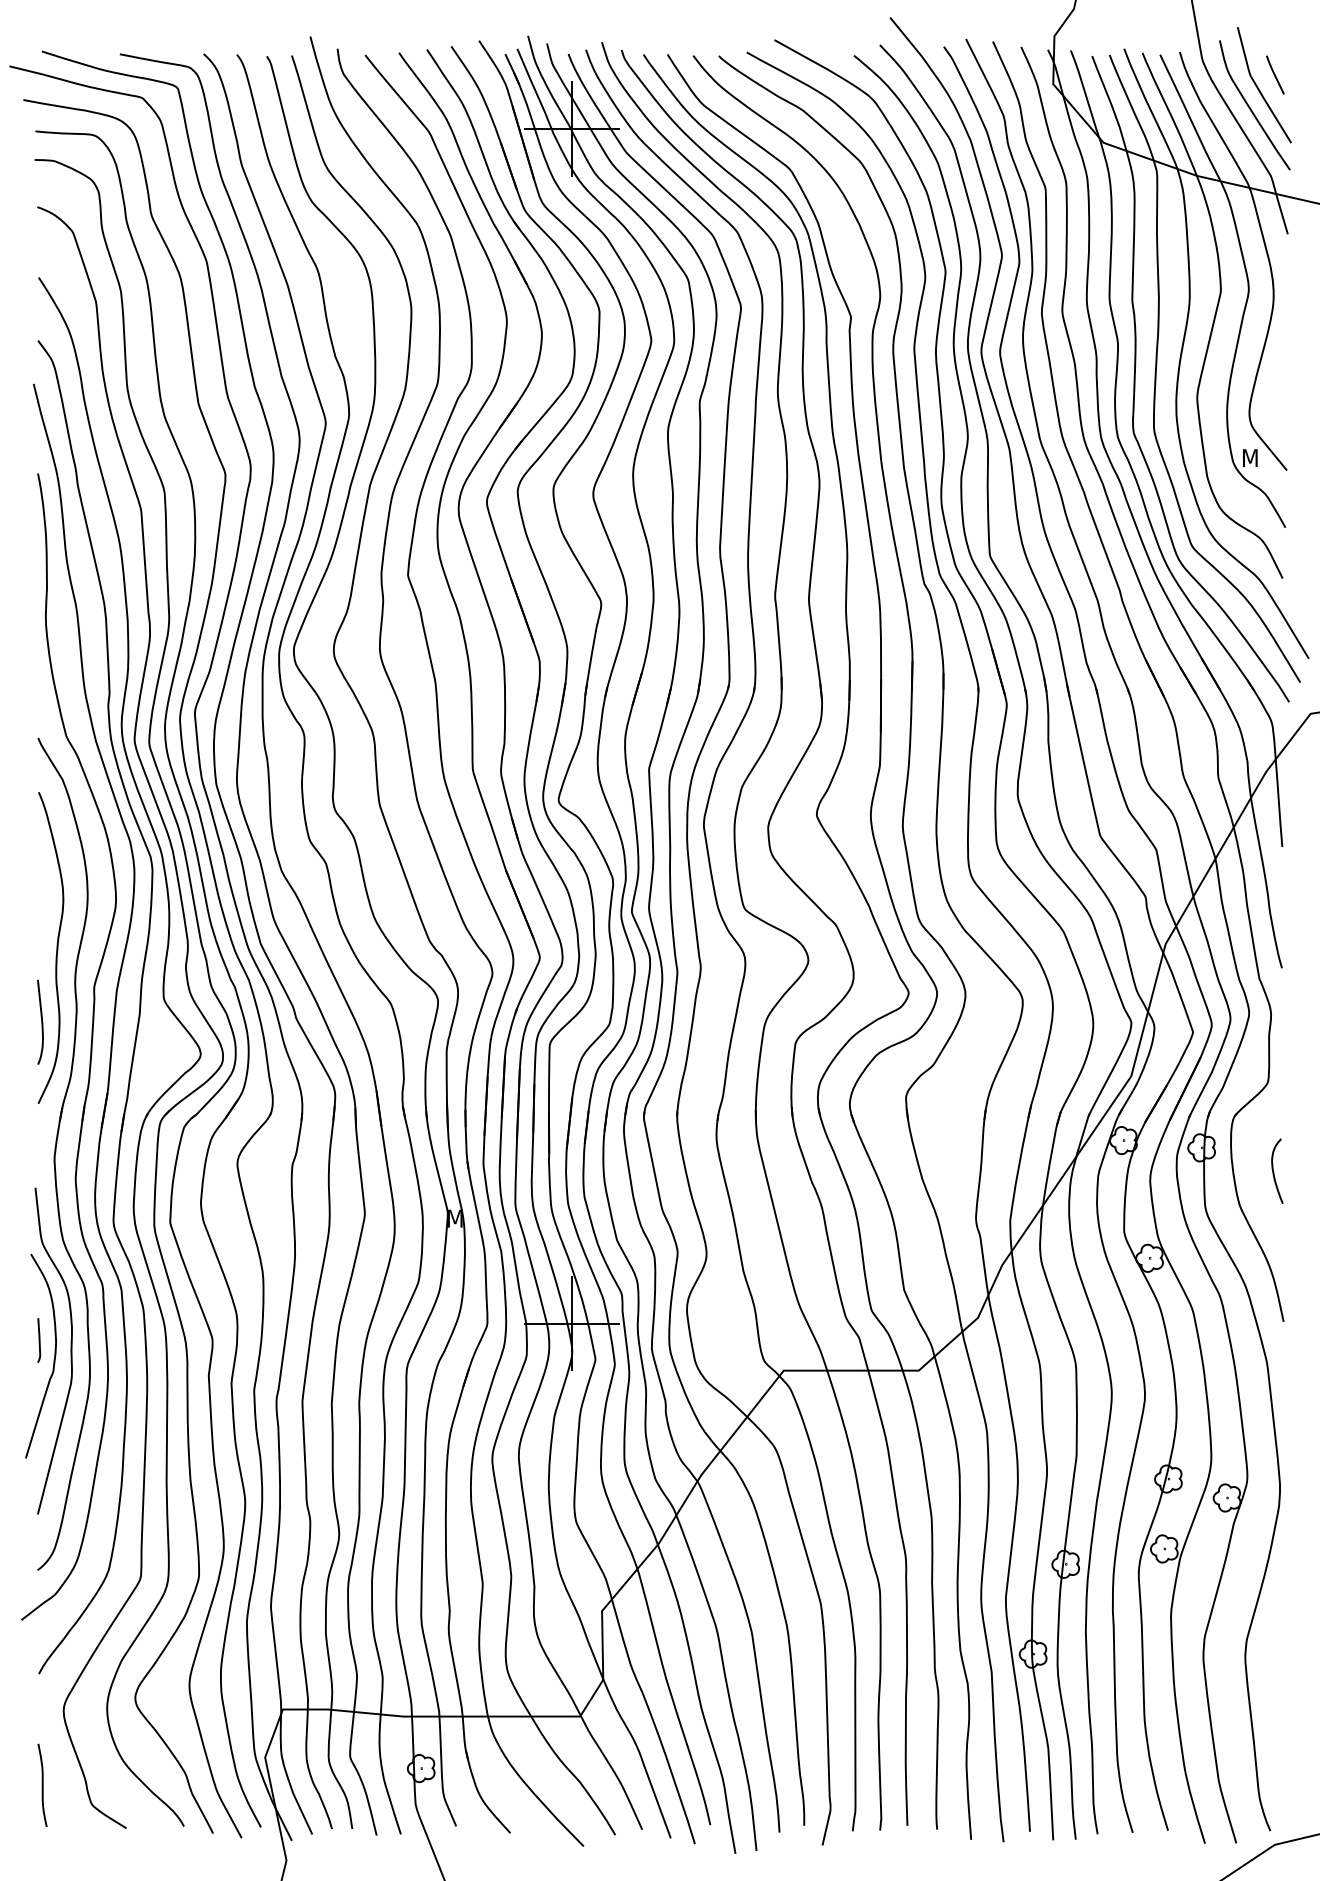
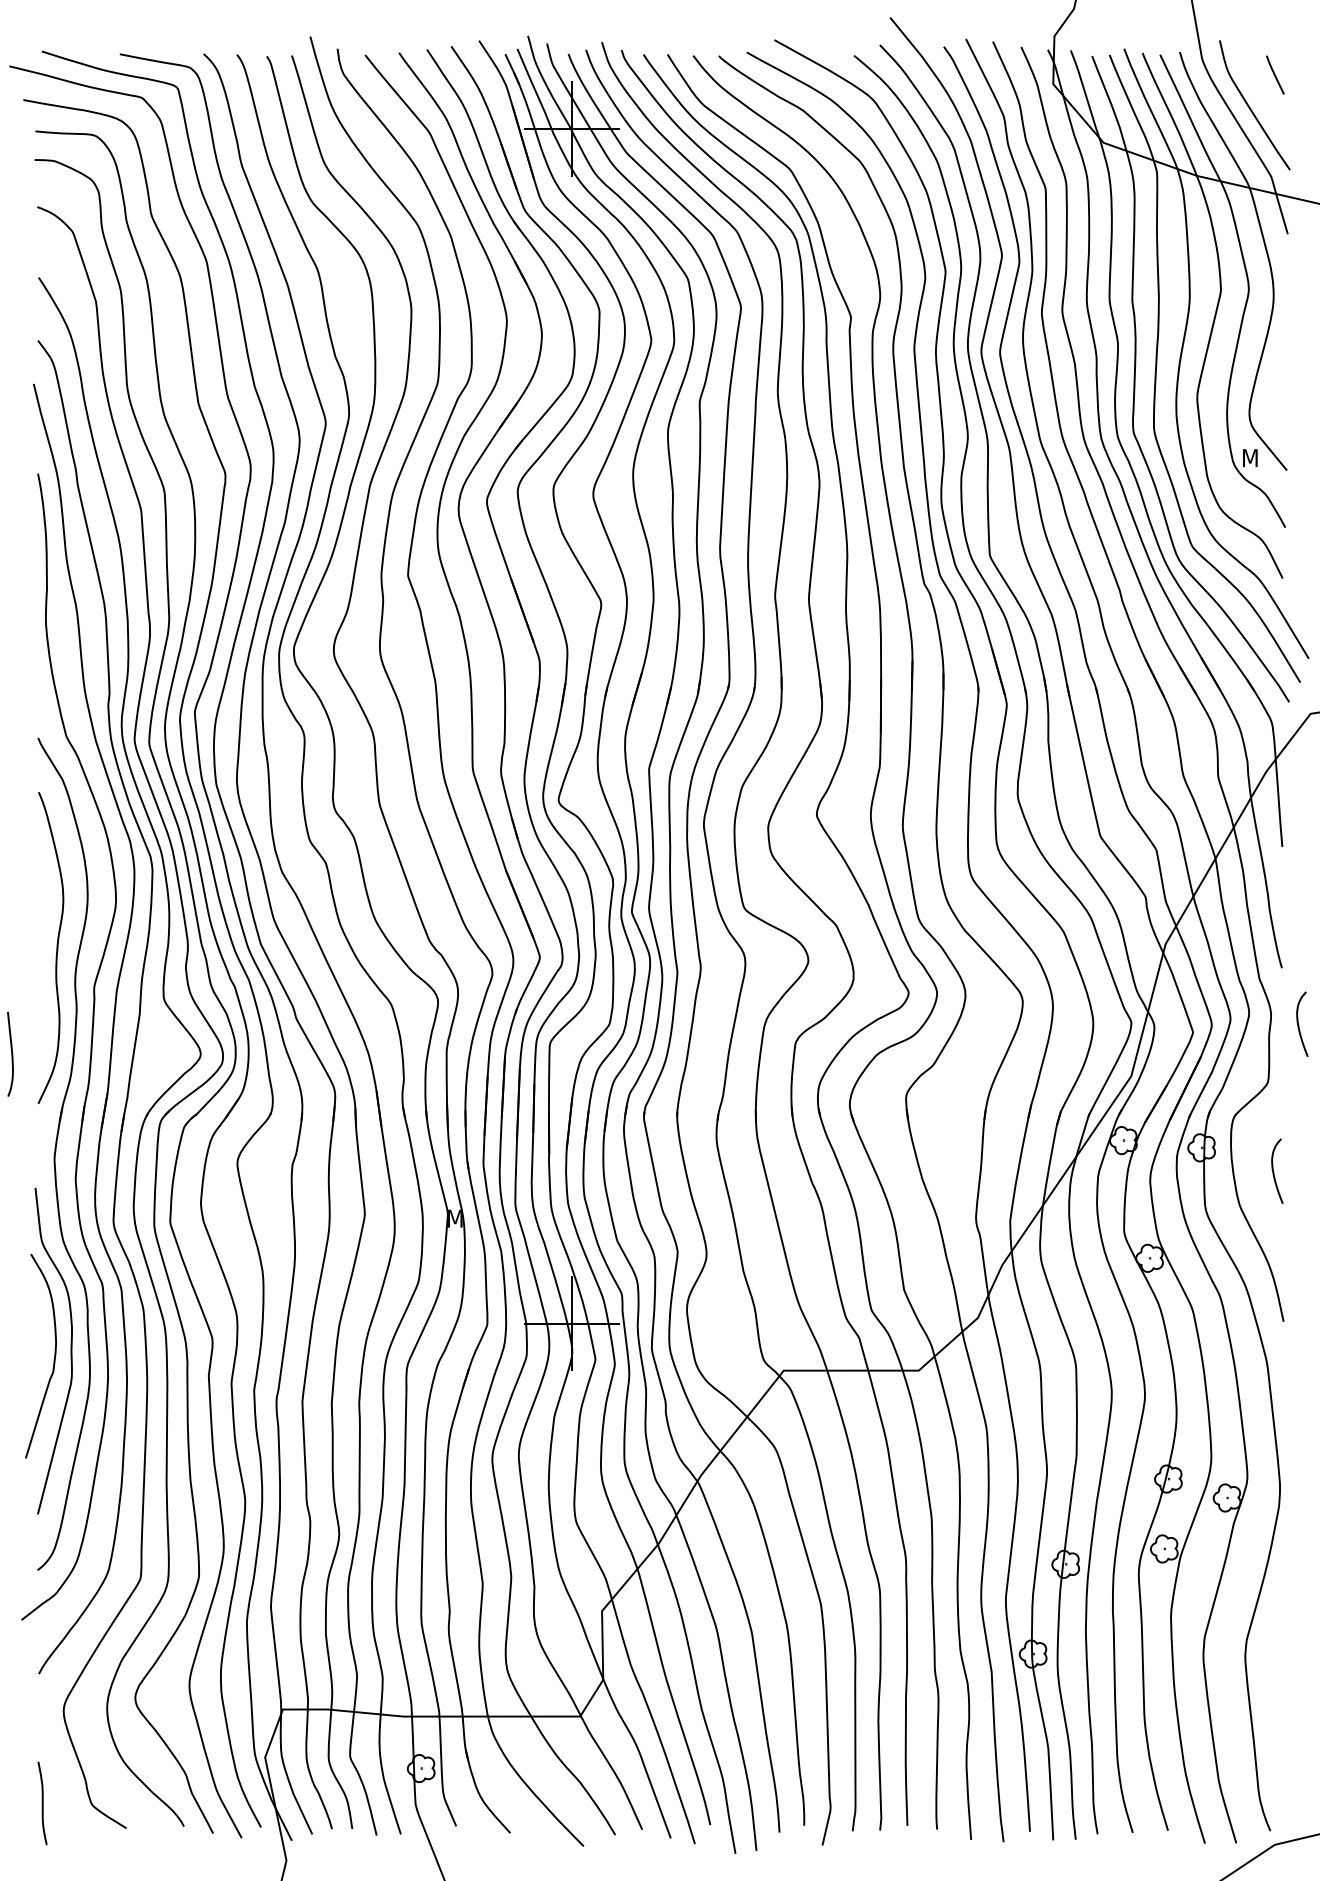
curve: present -> none (1259, 88)
curve position: (41, 1021) -> (11, 1053) (11, 1053)
curve: none -> present (1299, 1025)
line: present -> none (39, 1340)
curve position: (42, 1784) -> (42, 1802) (42, 1802)
